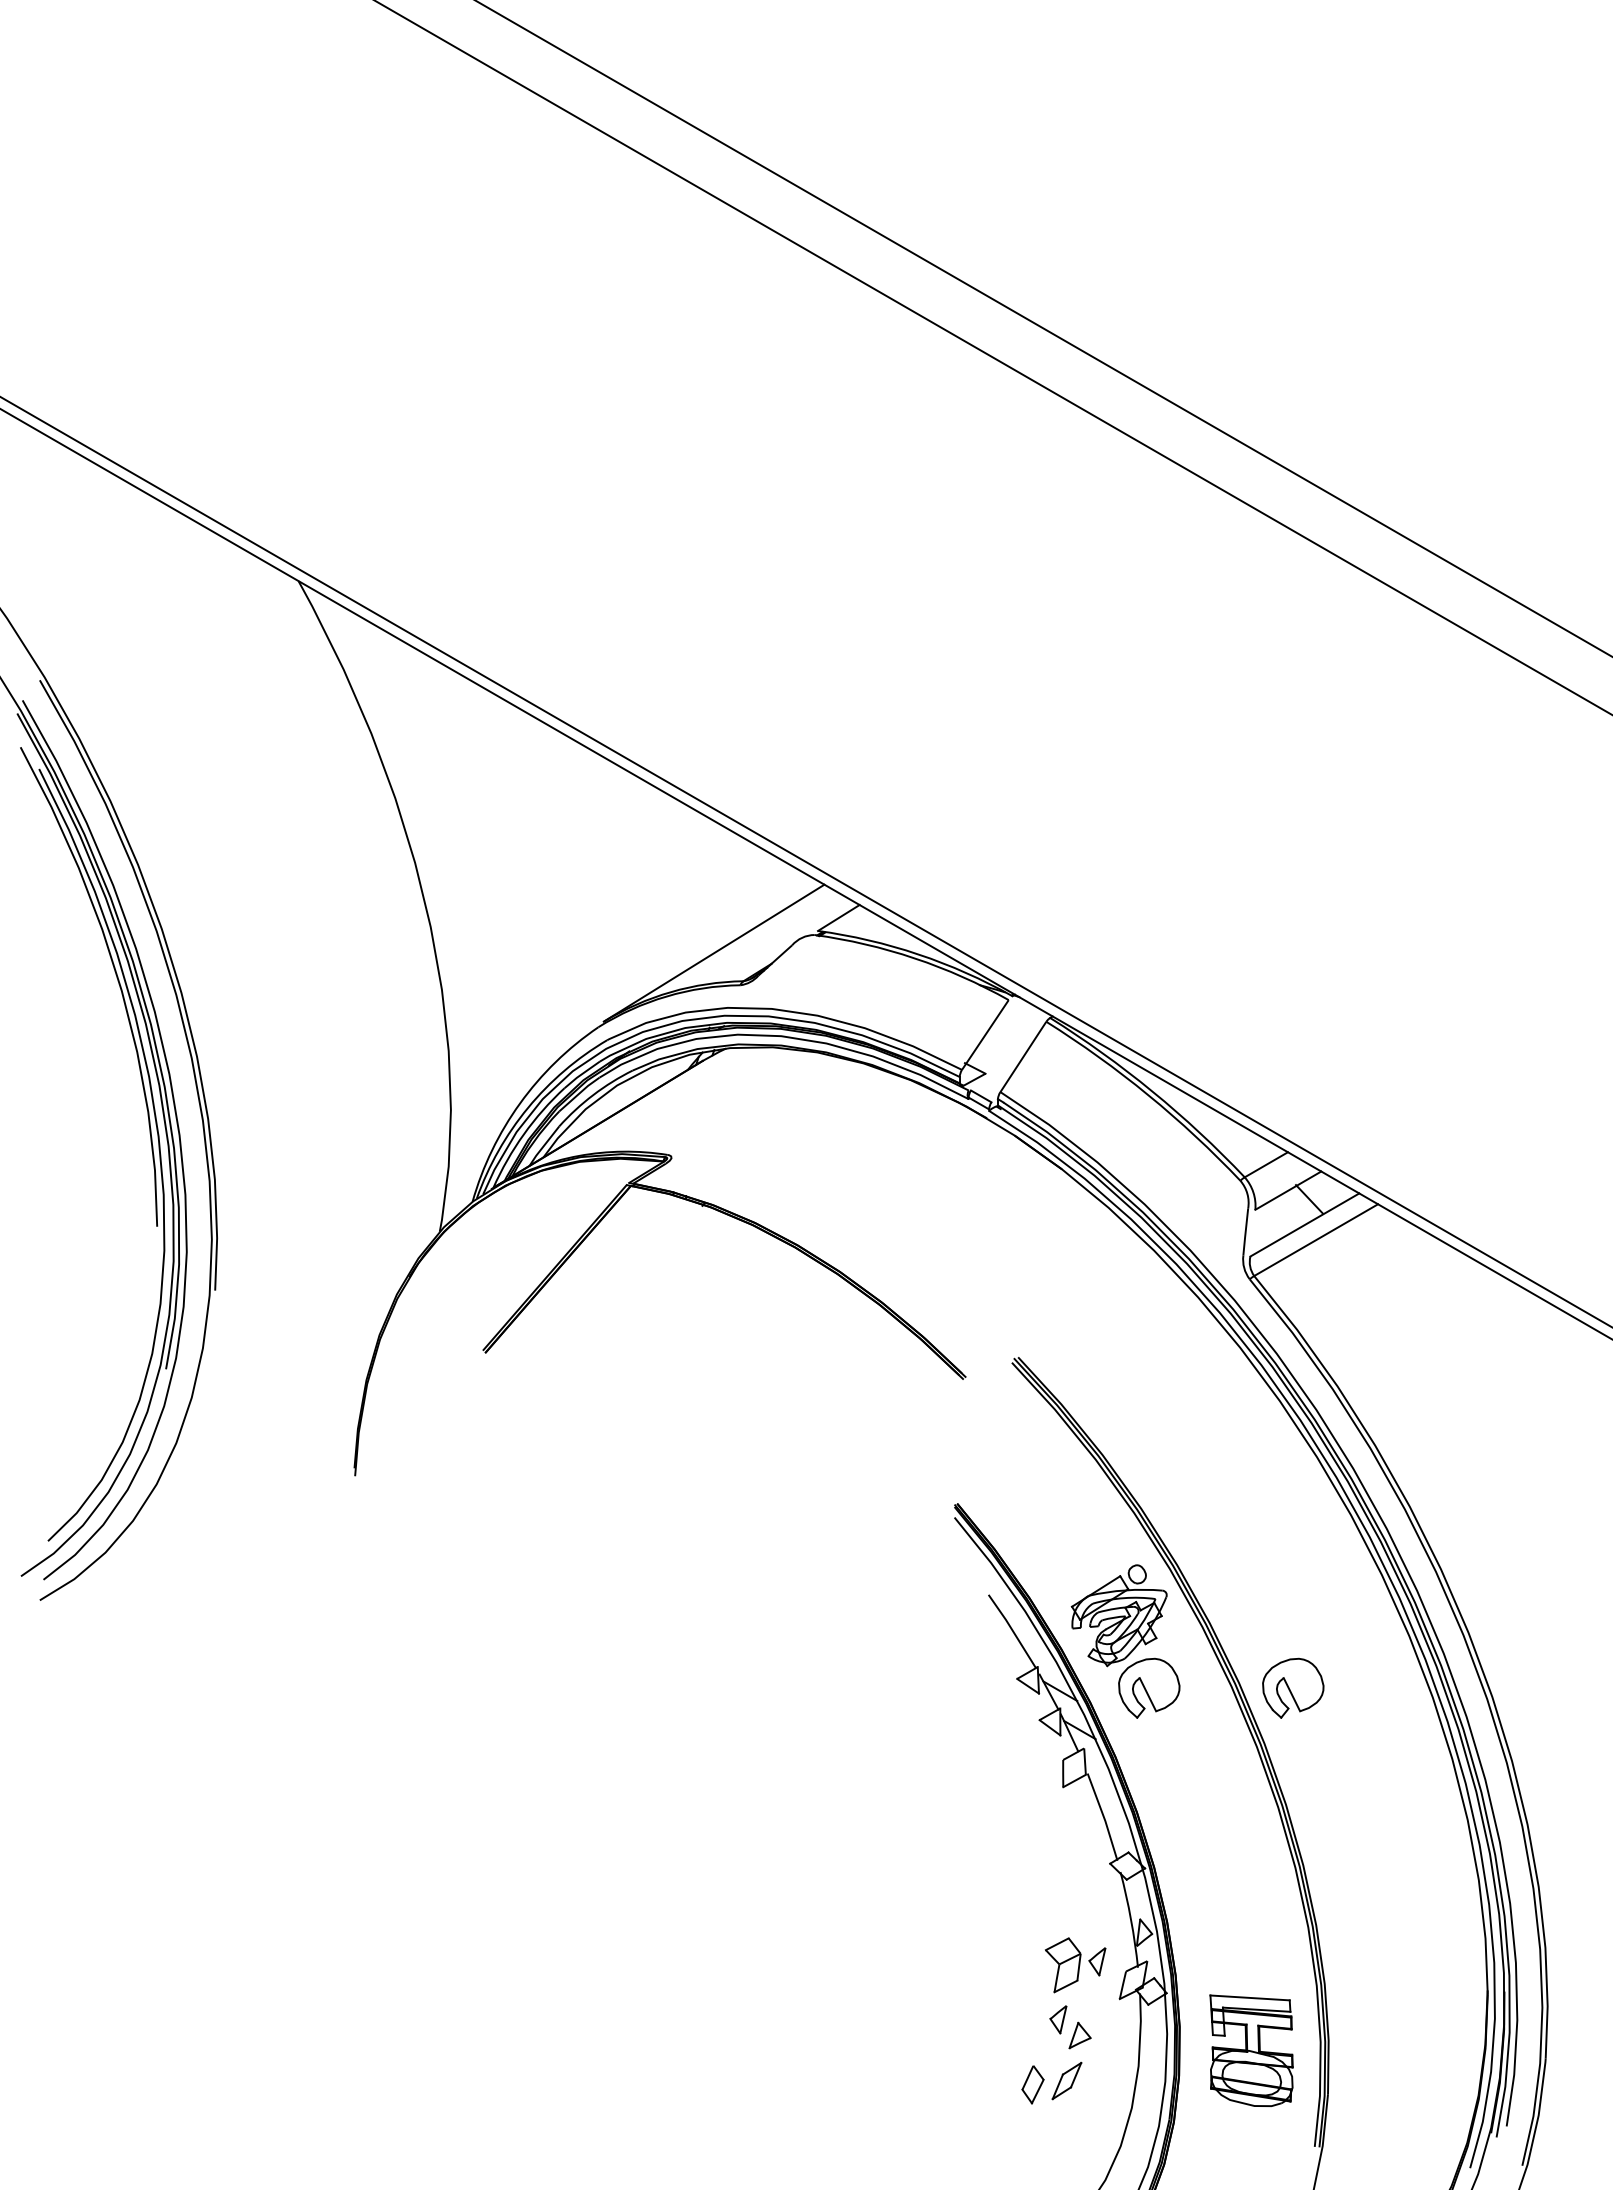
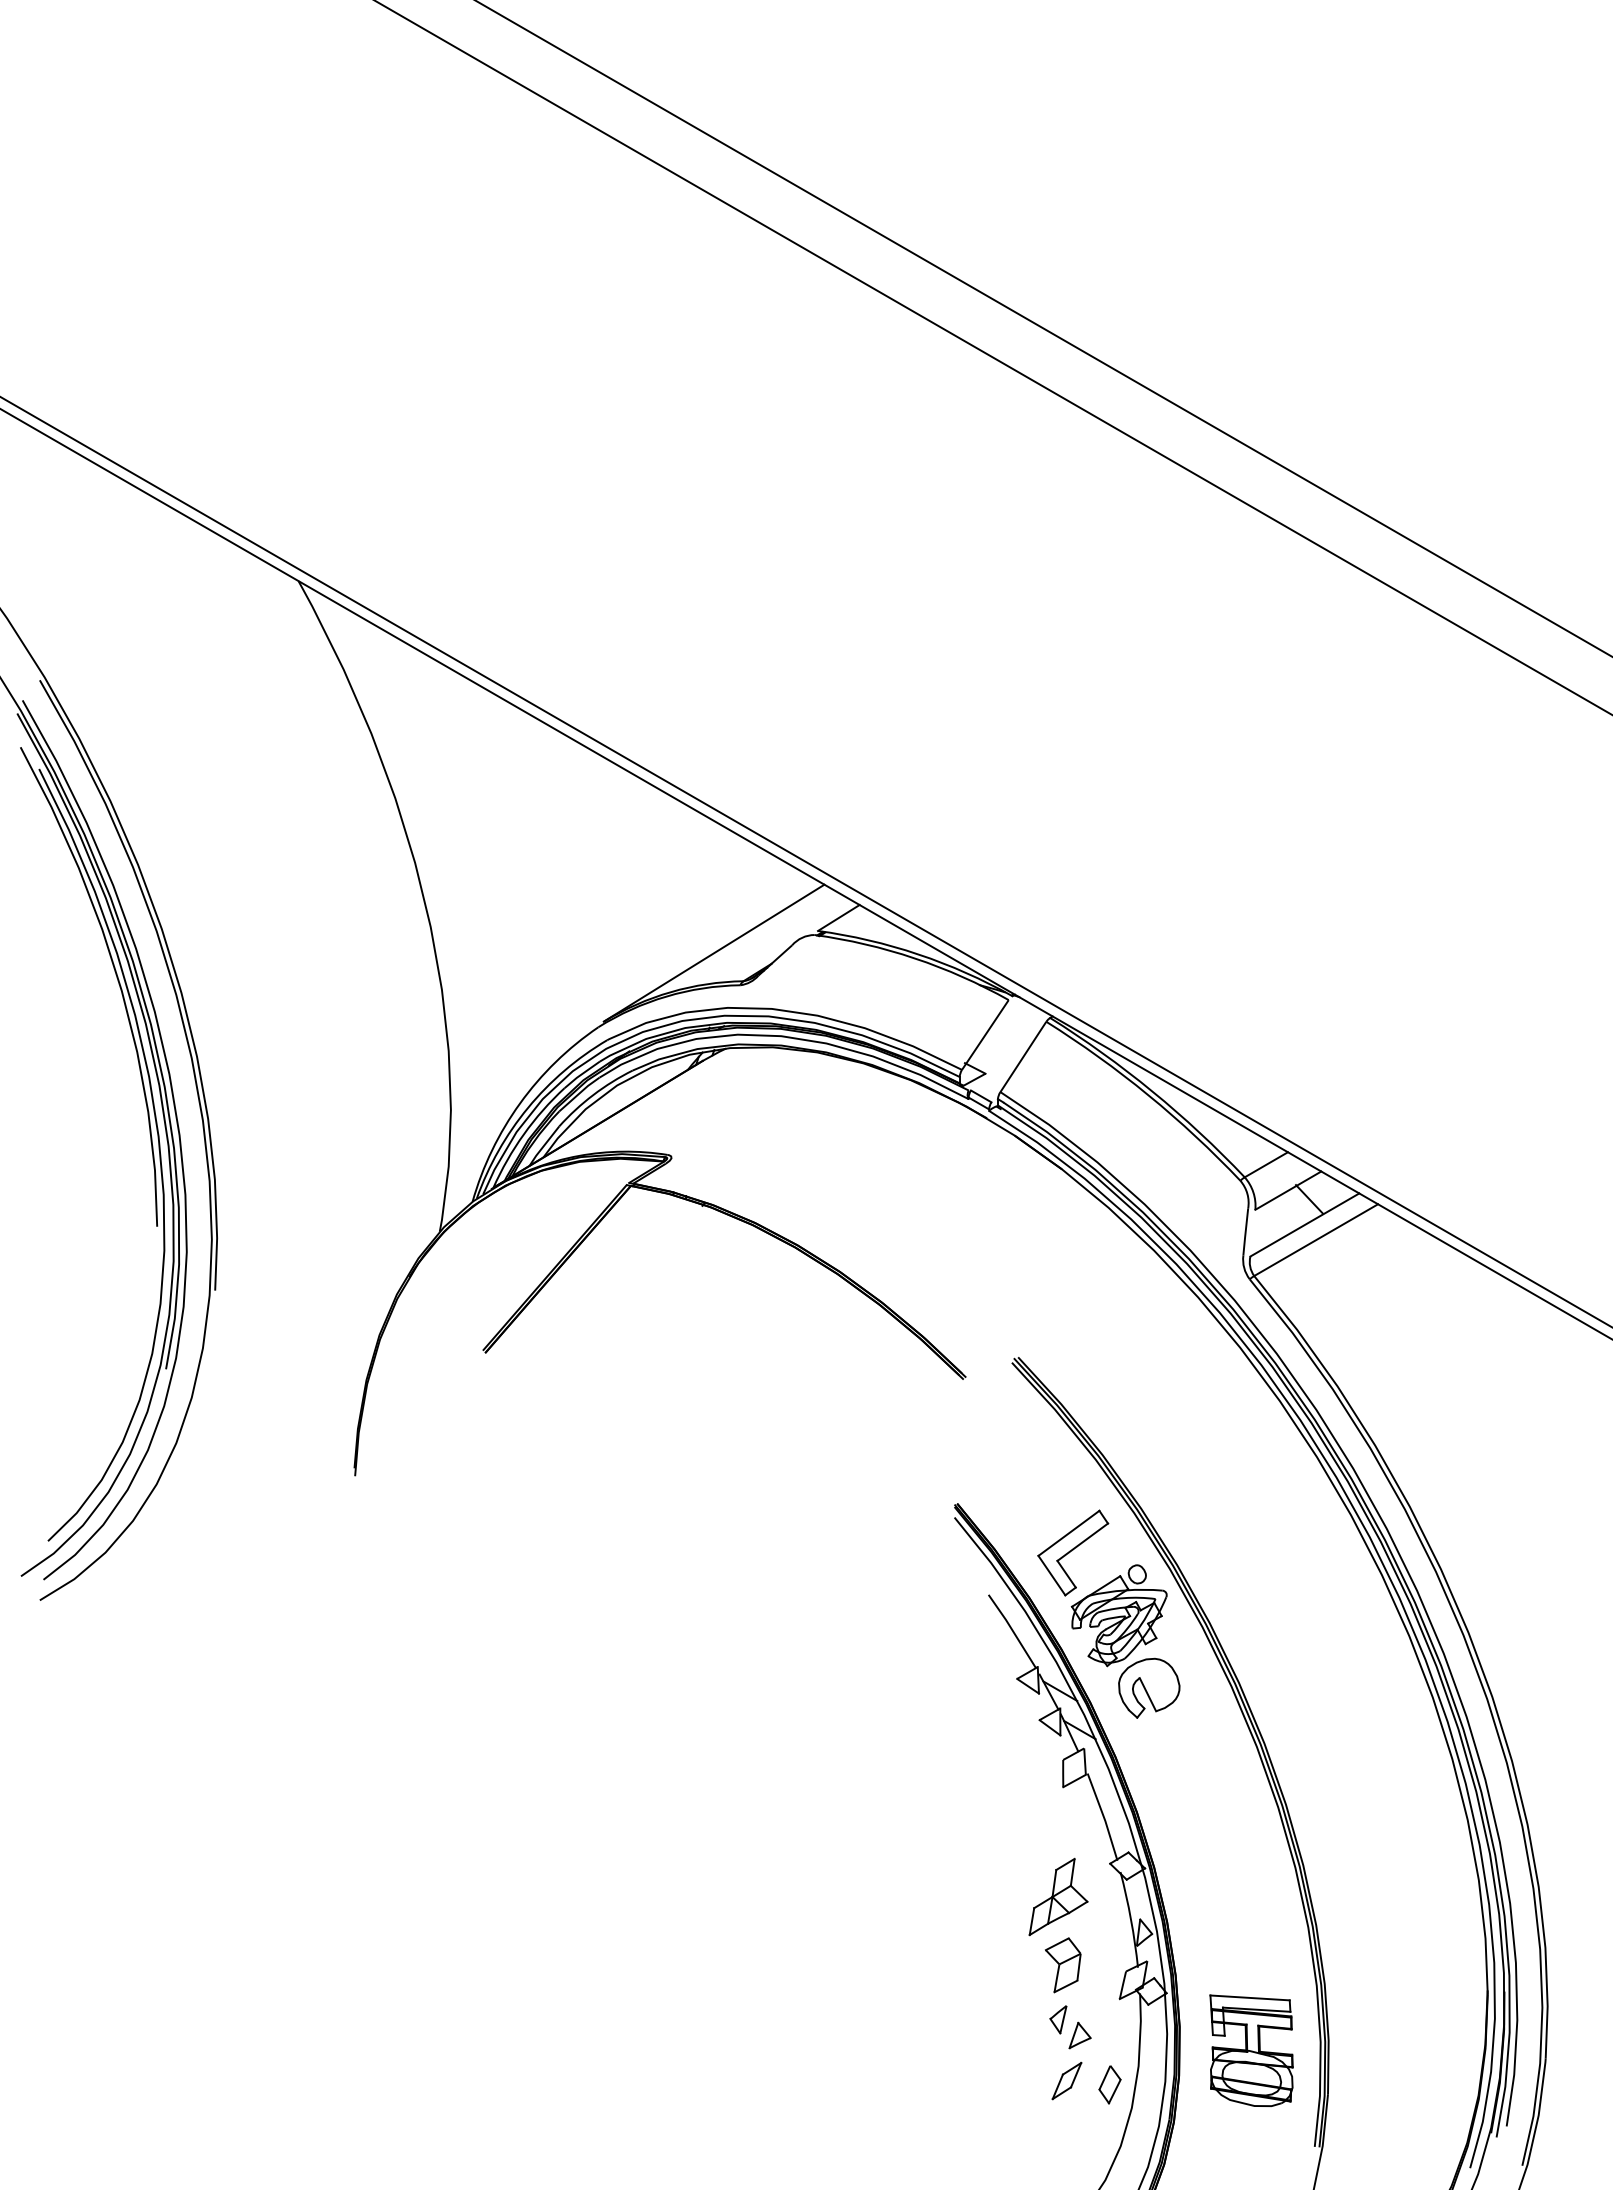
part: none -> present (1073, 1552)
part: present -> none (1293, 1687)
part: none -> present (1058, 1896)
part: present -> none (1097, 1961)
part position: (1032, 2084) -> (1109, 2084) (1109, 2084)
